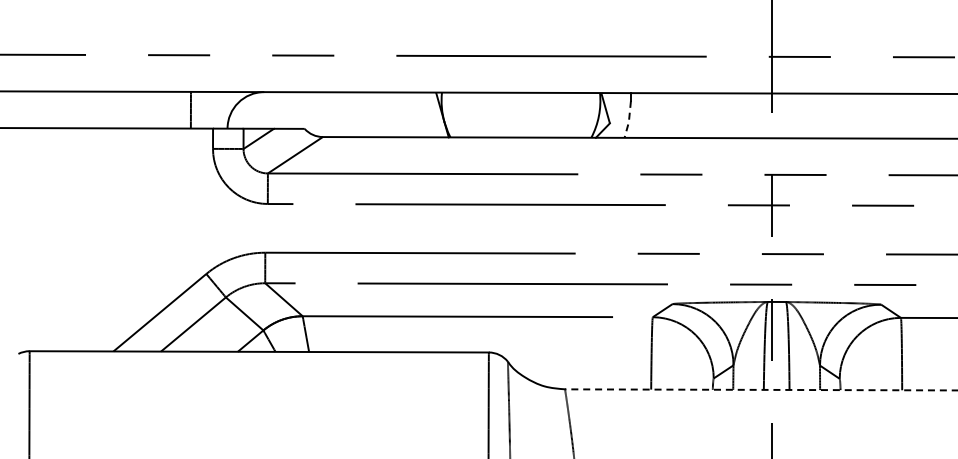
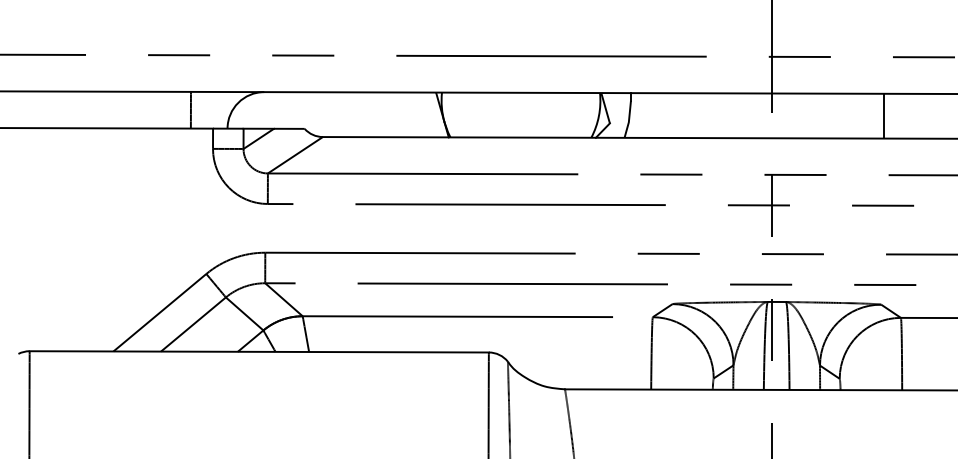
line: none -> present (883, 115)
line: dashed -> solid (629, 120)
line: dashed -> solid (760, 389)
